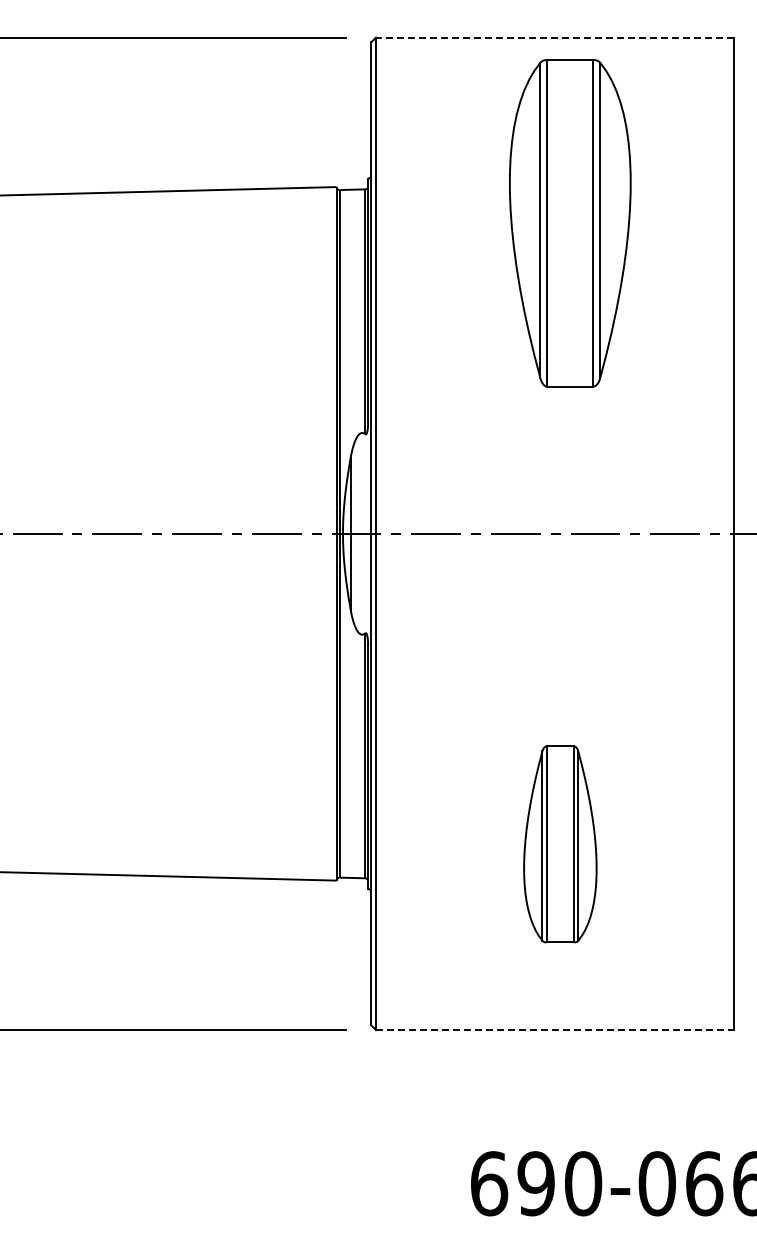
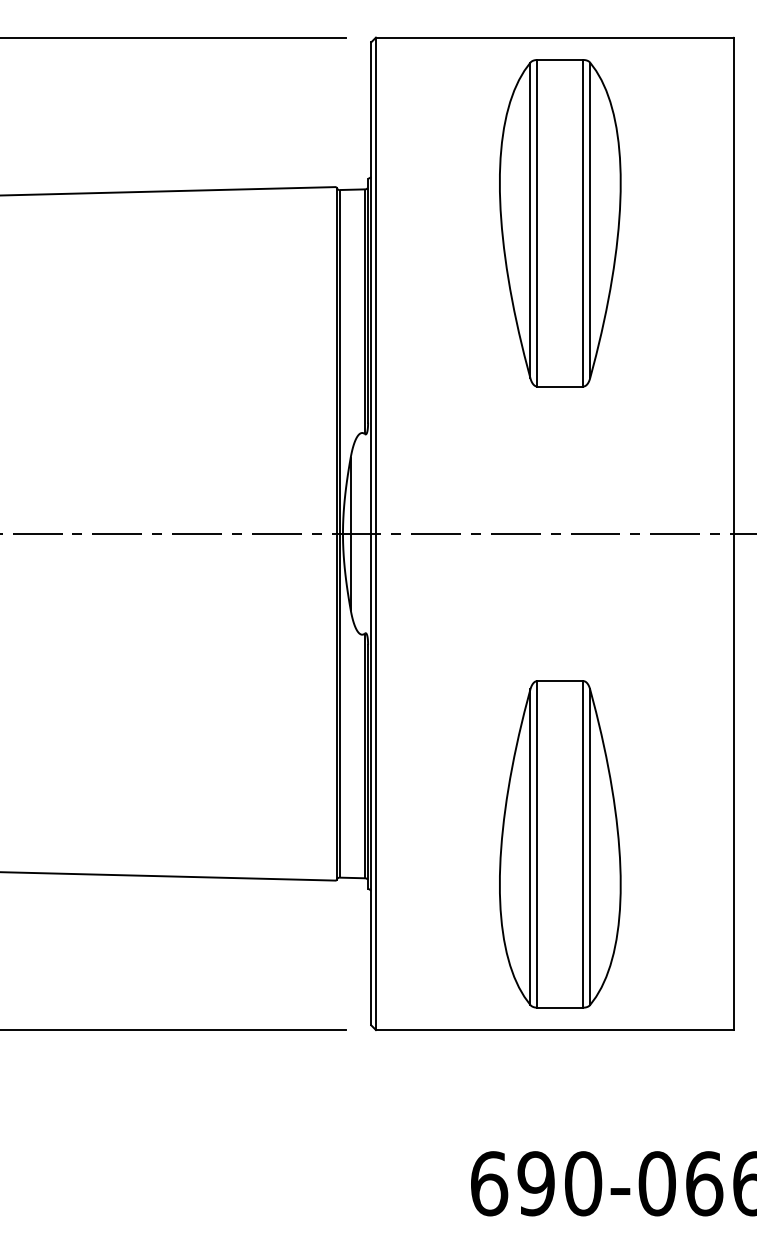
line: dashed -> solid (554, 37)
part position: (570, 223) -> (560, 223) (560, 223)
part size: 75x199 px -> 123x329 px (560, 844)
line: dashed -> solid (554, 1030)
